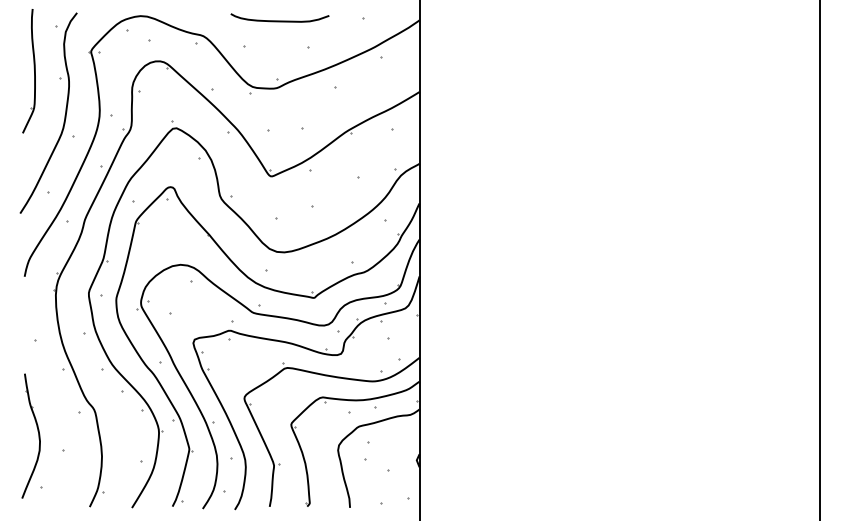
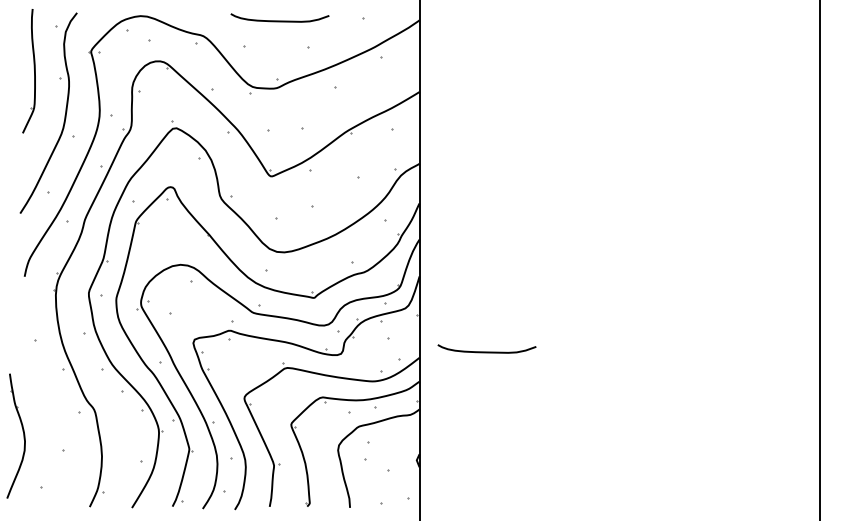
curve: none -> present (486, 351)
part position: (38, 435) -> (23, 435) (23, 435)
